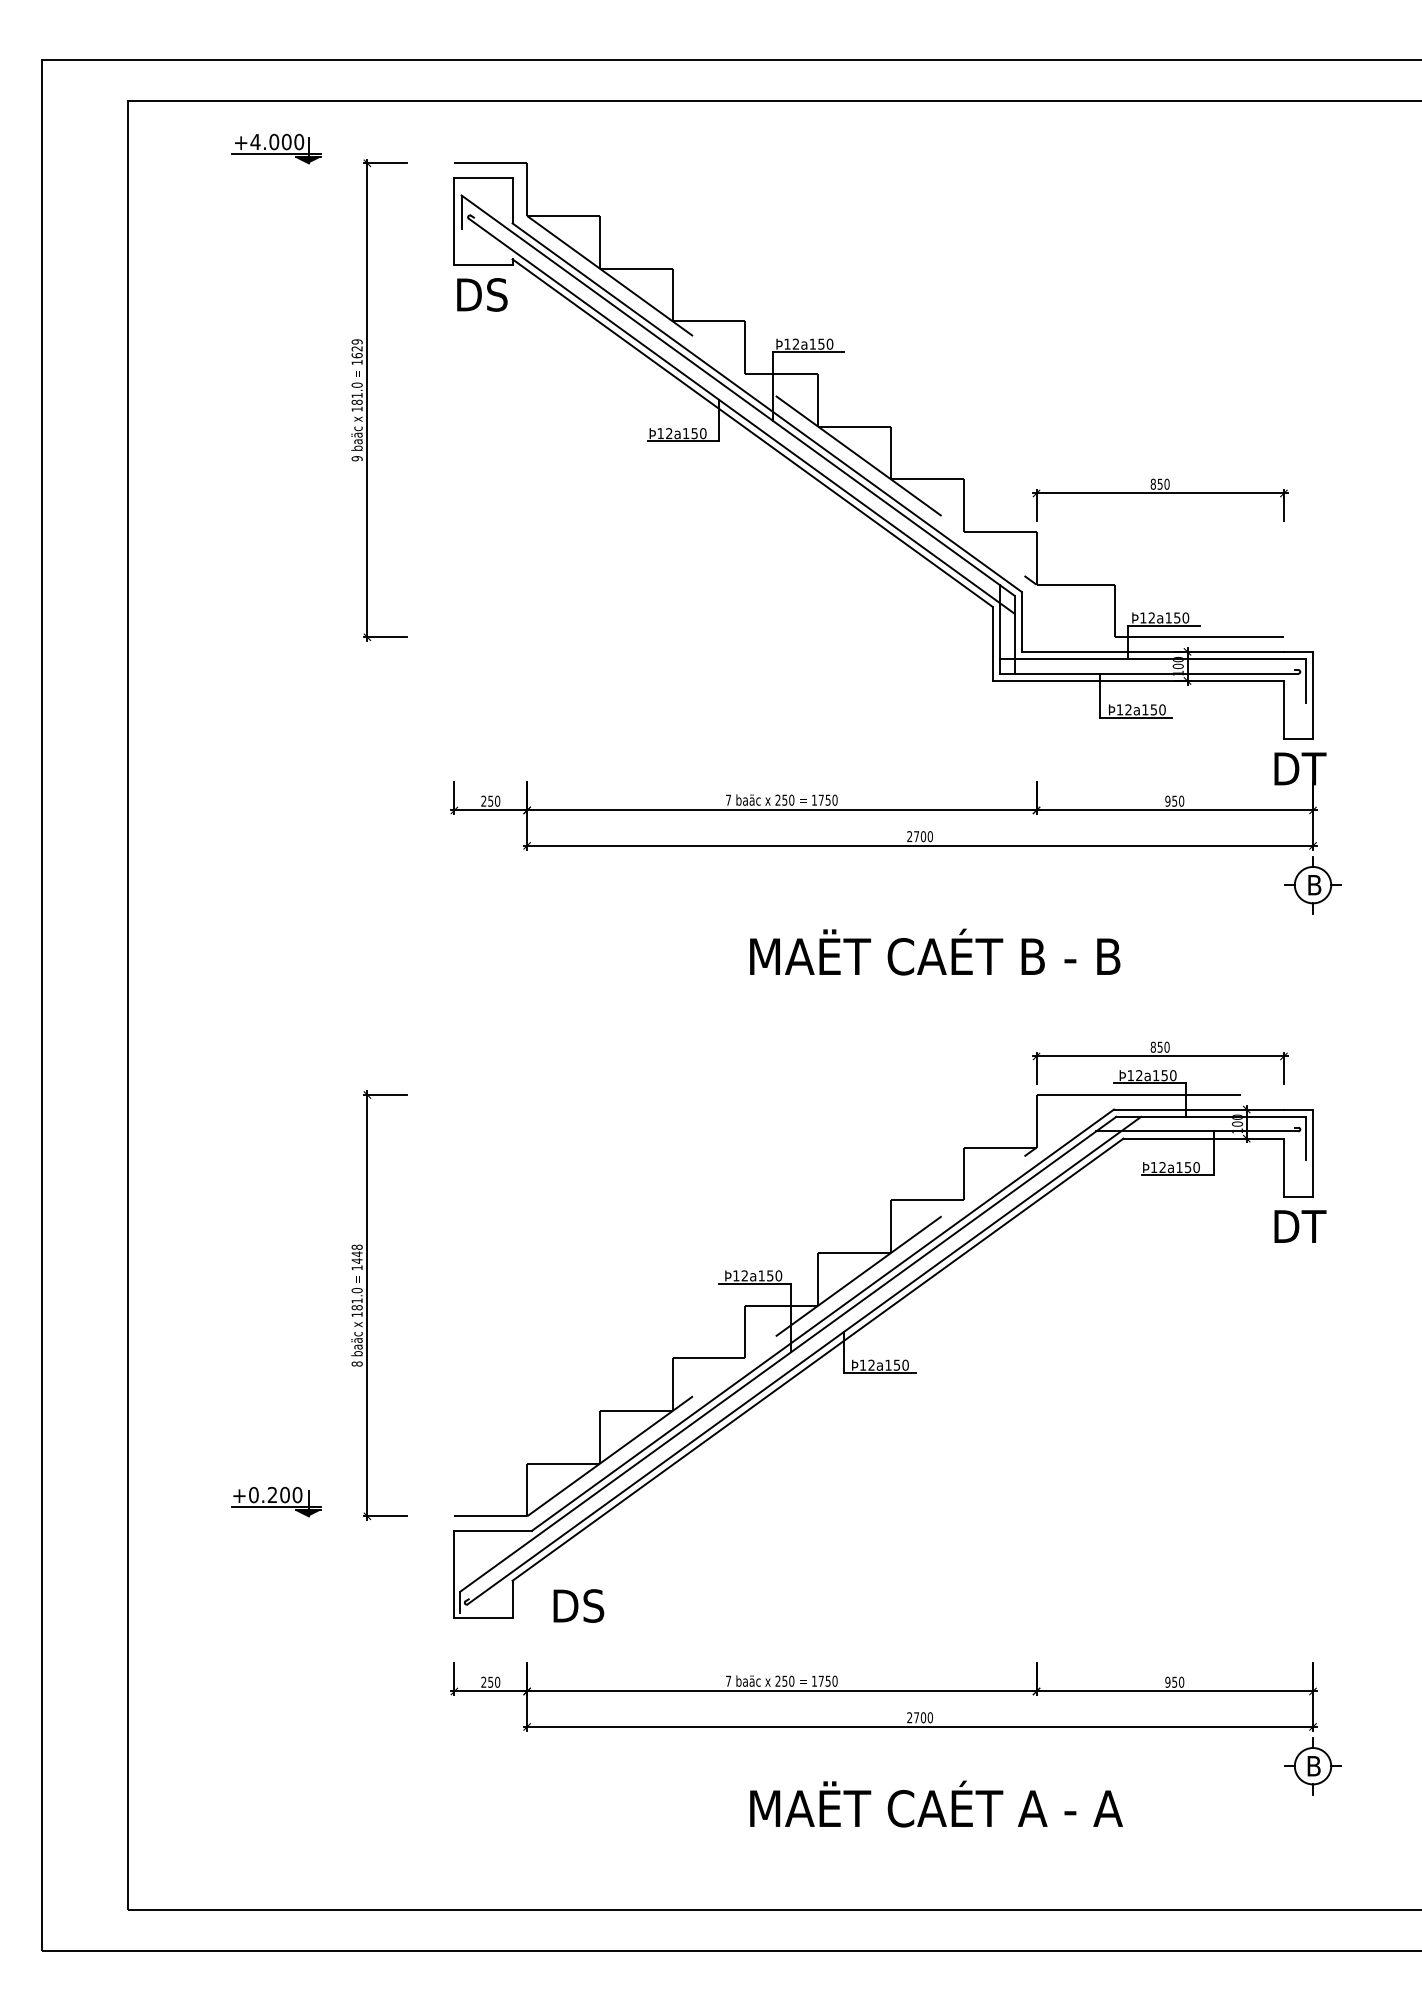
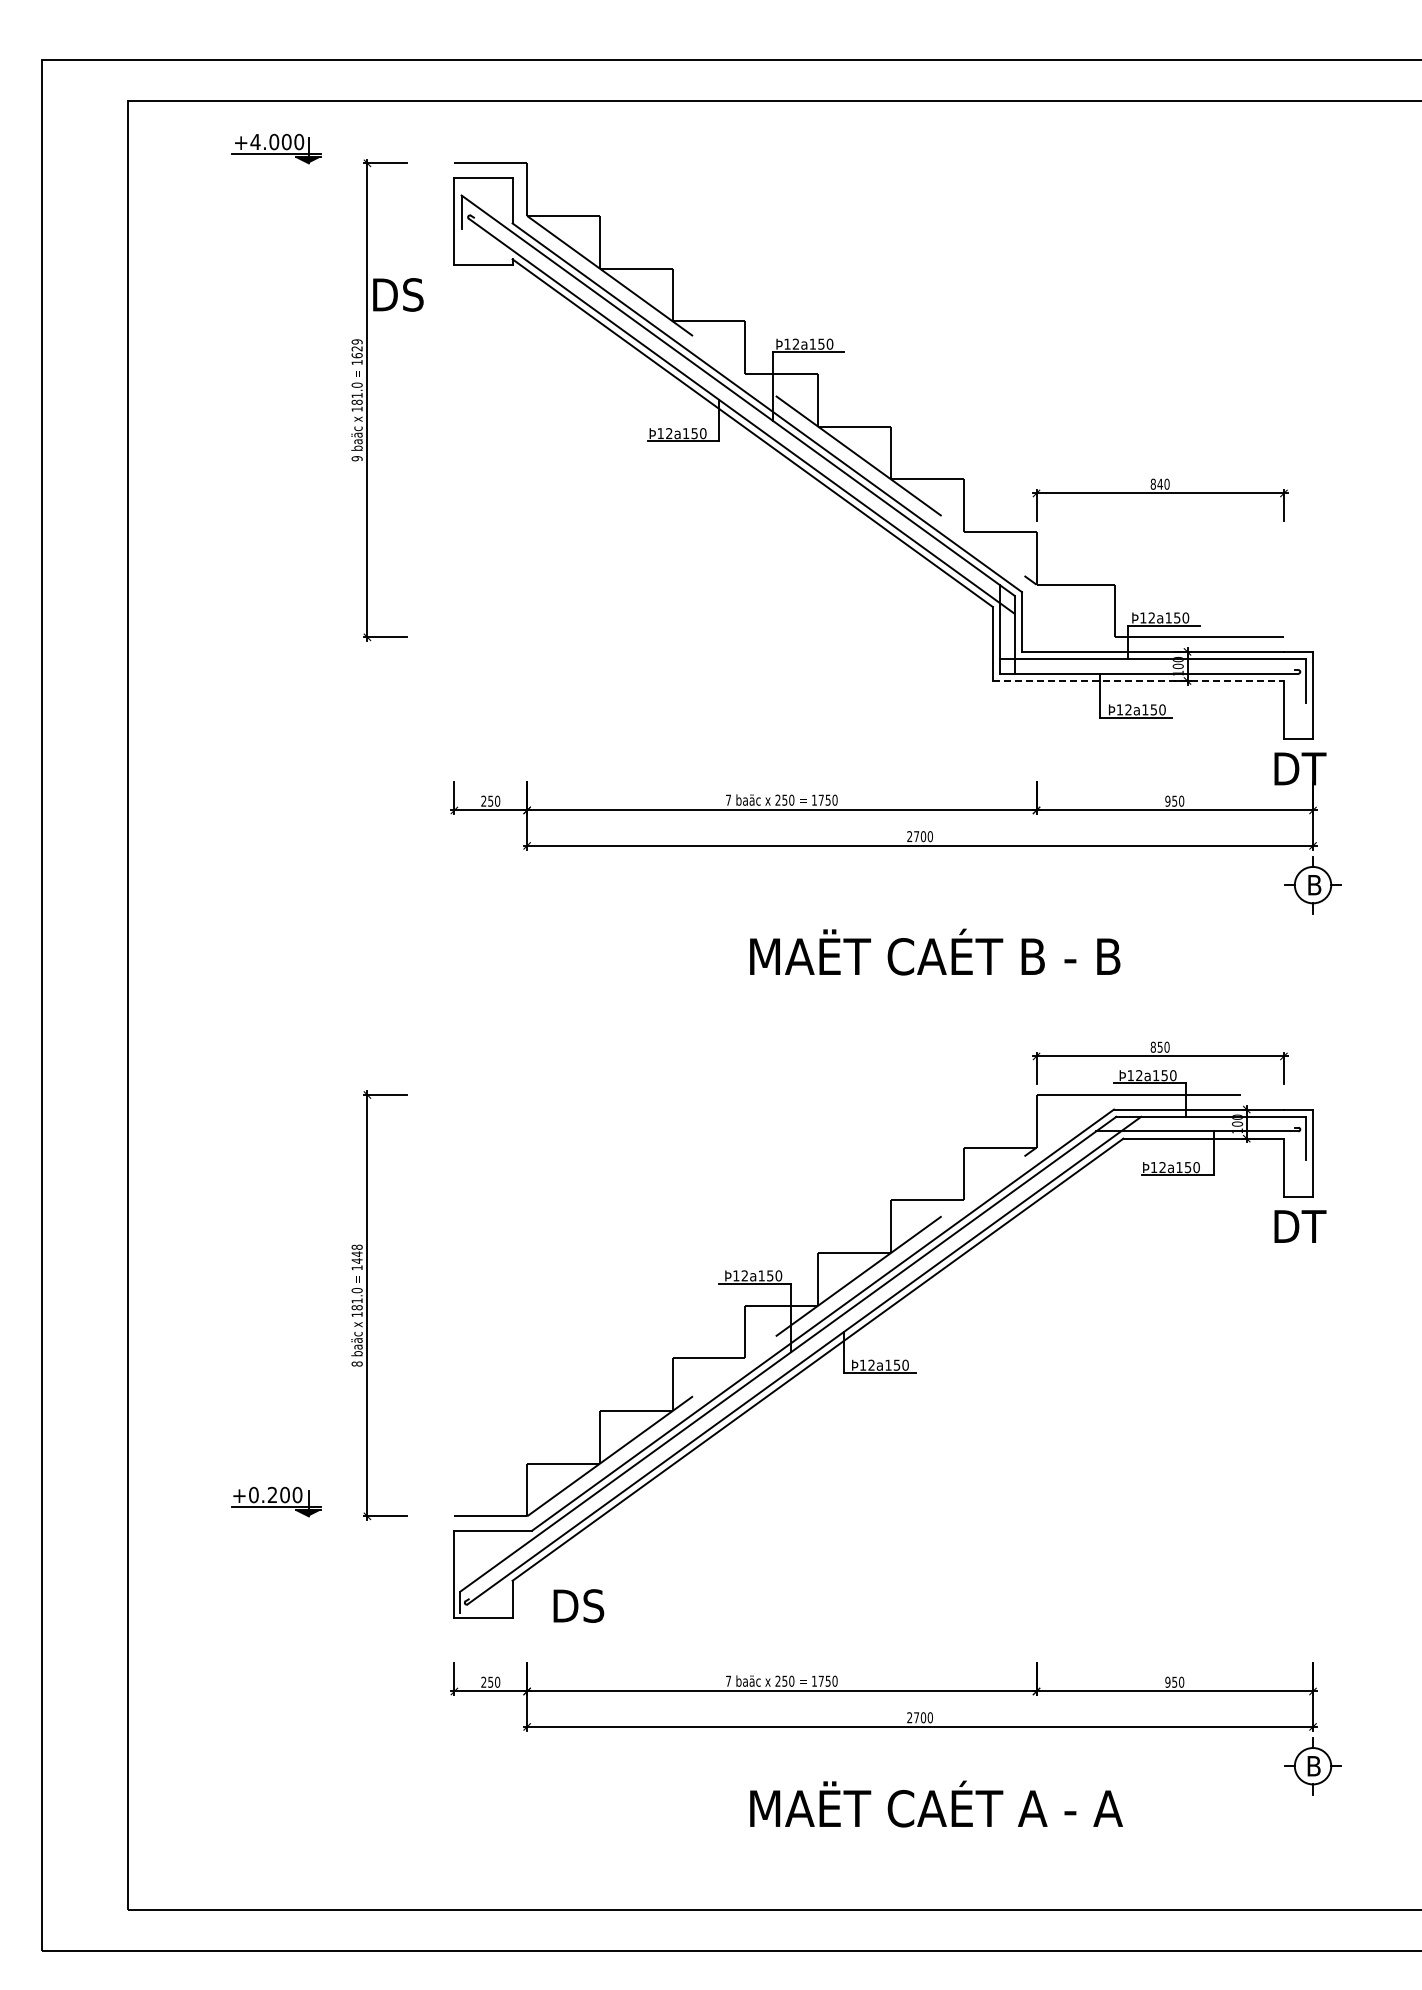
text position: (482, 294) -> (398, 294) (398, 294)
text: 850 -> 840 (1159, 483)
line: solid -> dashed (1138, 681)
